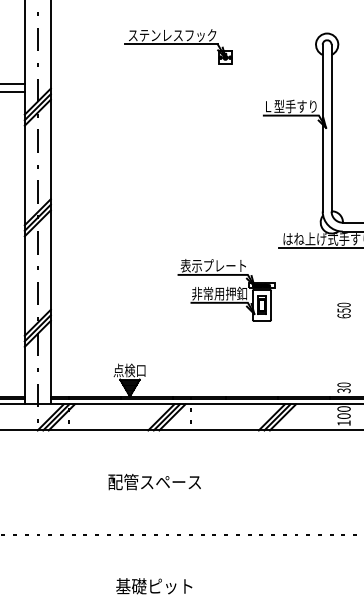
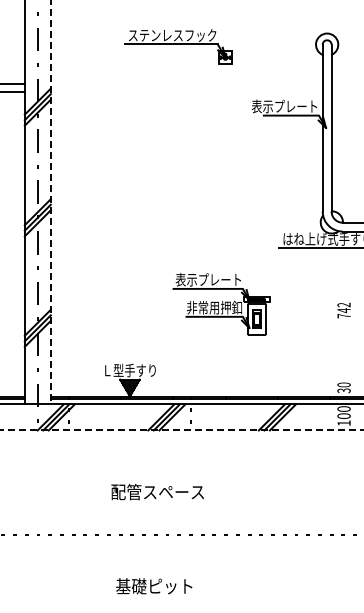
text: Ｌ型手すり -> 表示プレート (283, 106)
line: solid -> dashed (50, 202)
part position: (226, 290) -> (221, 304) (221, 304)
text: 650 -> 742 (343, 310)
text: 点検口 -> Ｌ型手すり (130, 370)
line: solid -> dashed (182, 430)
text position: (154, 481) -> (157, 491) (157, 491)
